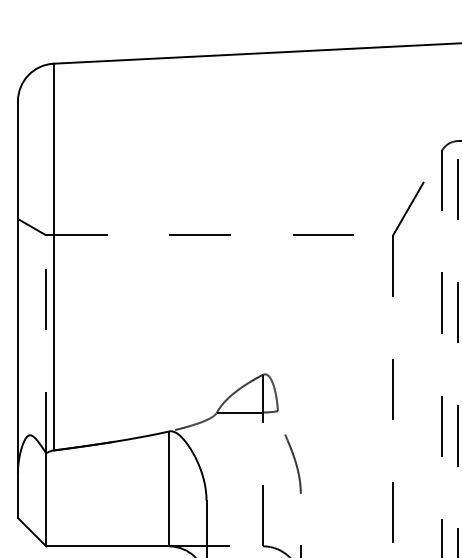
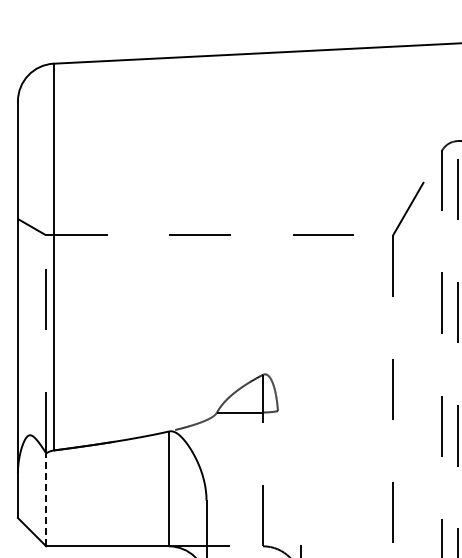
curve: present -> none (294, 462)
line: solid -> dashed (46, 499)
